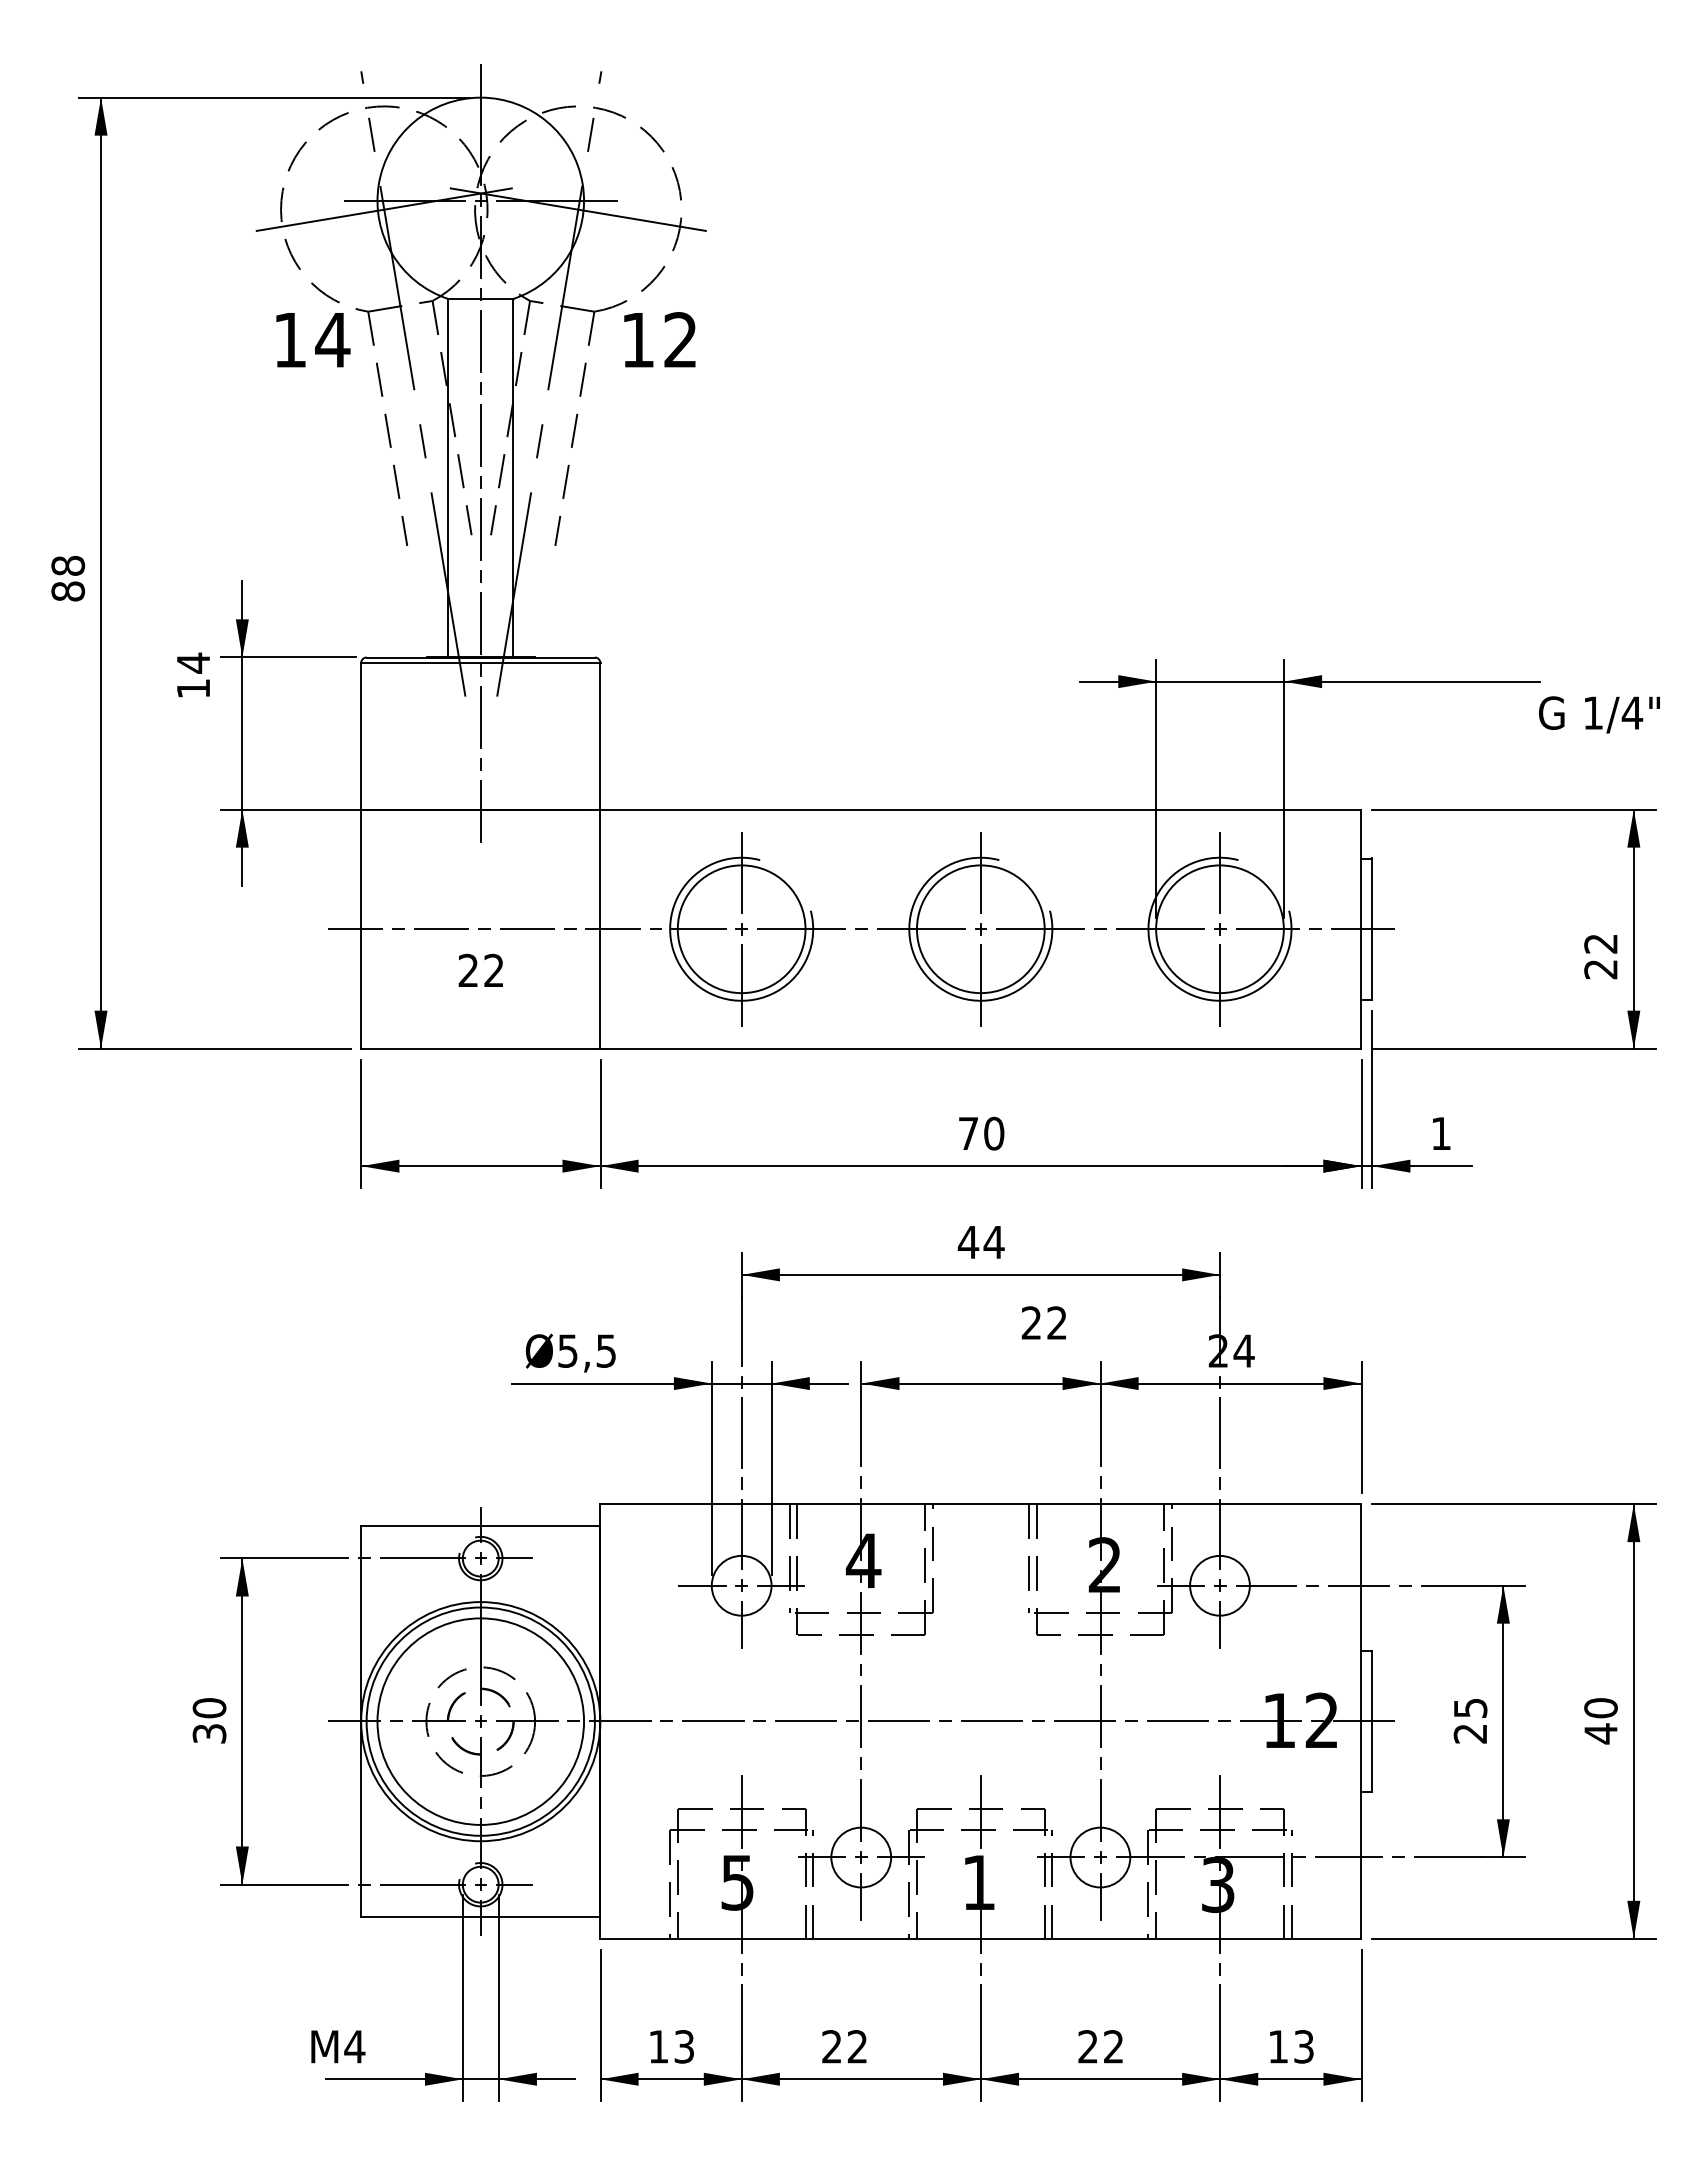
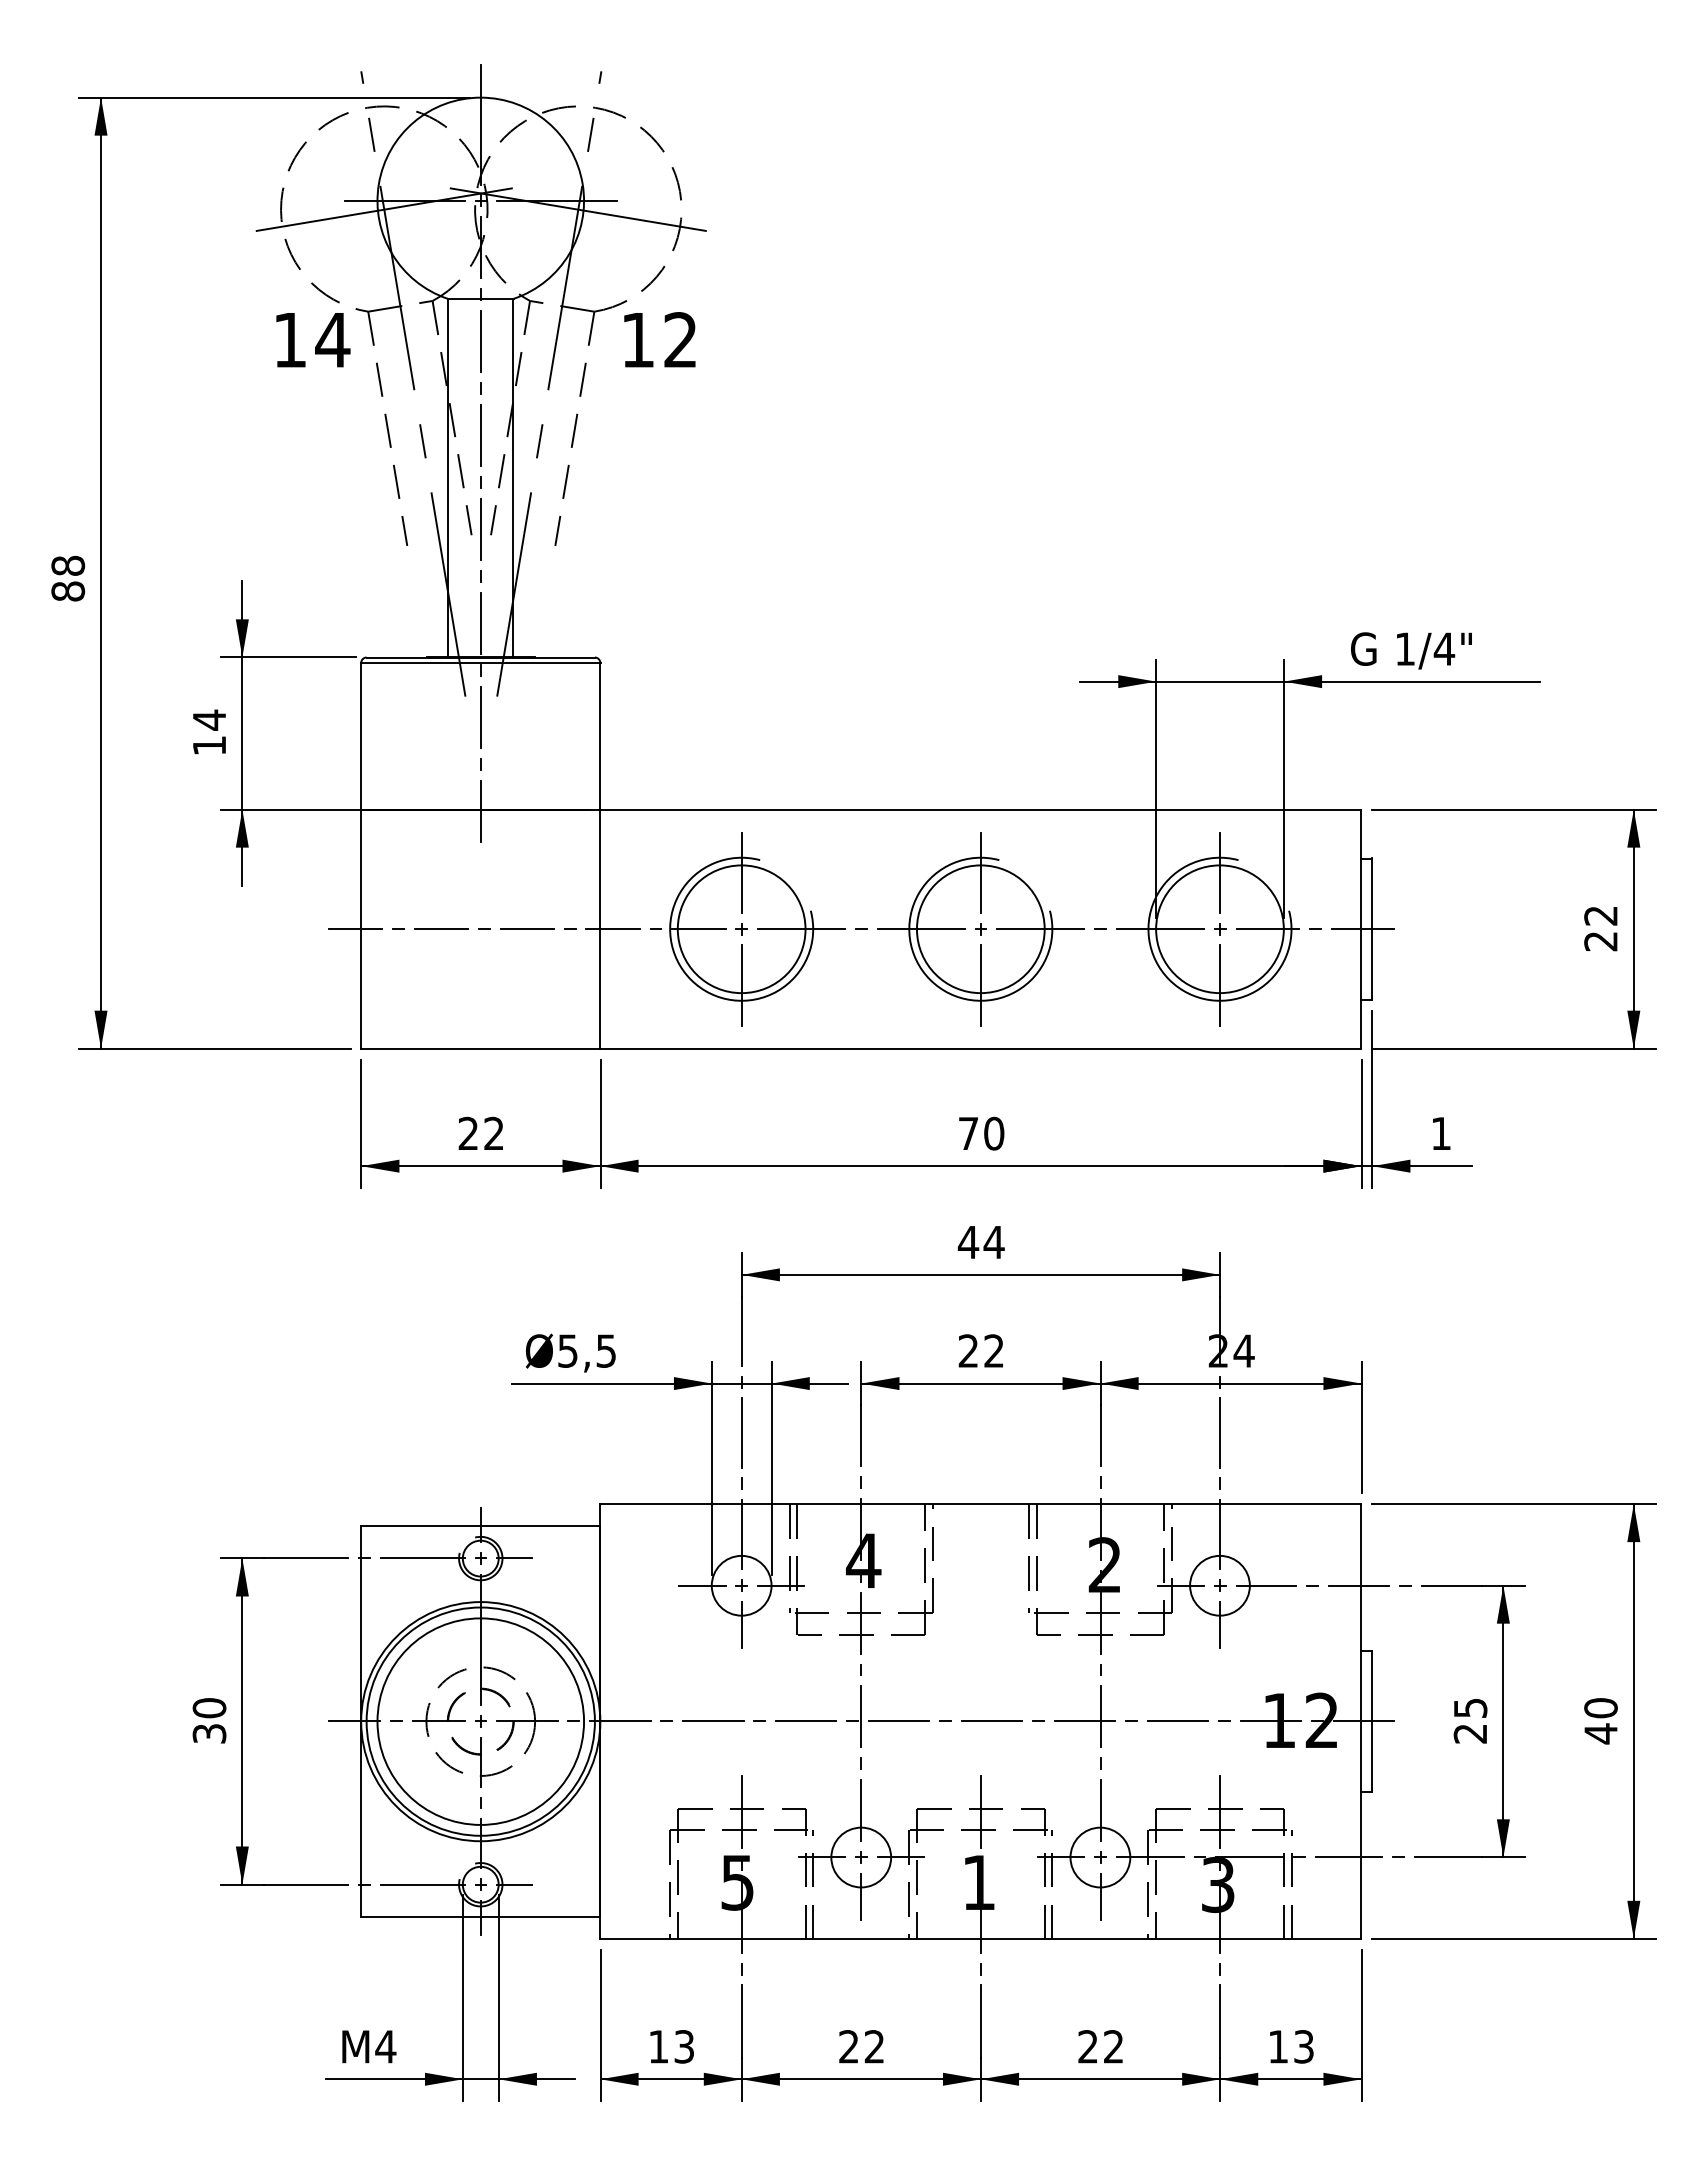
text position: (193, 674) -> (209, 731) (209, 731)
text position: (1599, 714) -> (1411, 650) (1411, 650)
text position: (1600, 957) -> (1600, 929) (1600, 929)
text position: (480, 969) -> (480, 1132) (480, 1132)
text position: (1043, 1322) -> (980, 1350) (980, 1350)
text position: (338, 2046) -> (369, 2046) (369, 2046)
text position: (844, 2046) -> (861, 2046) (861, 2046)
